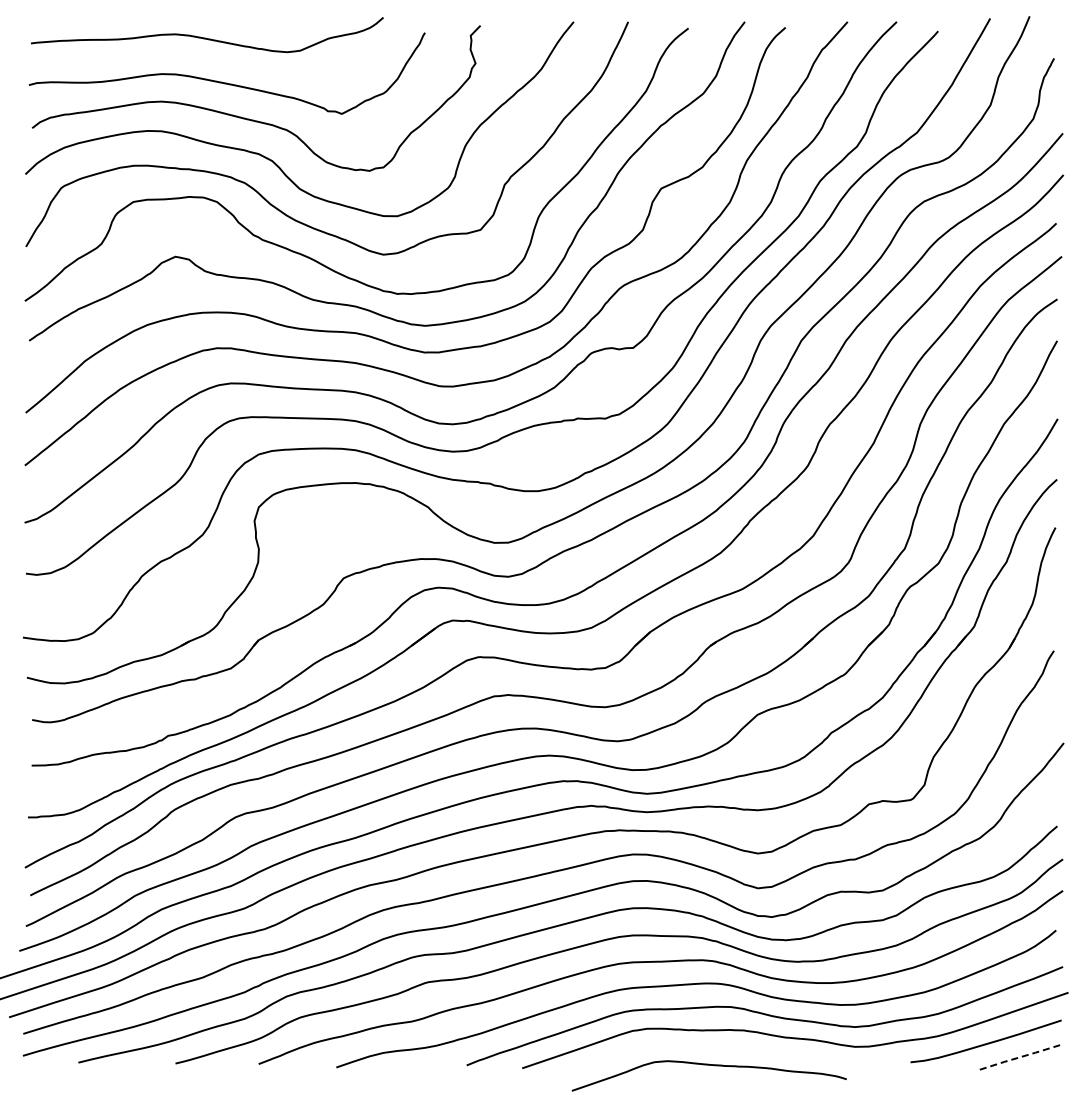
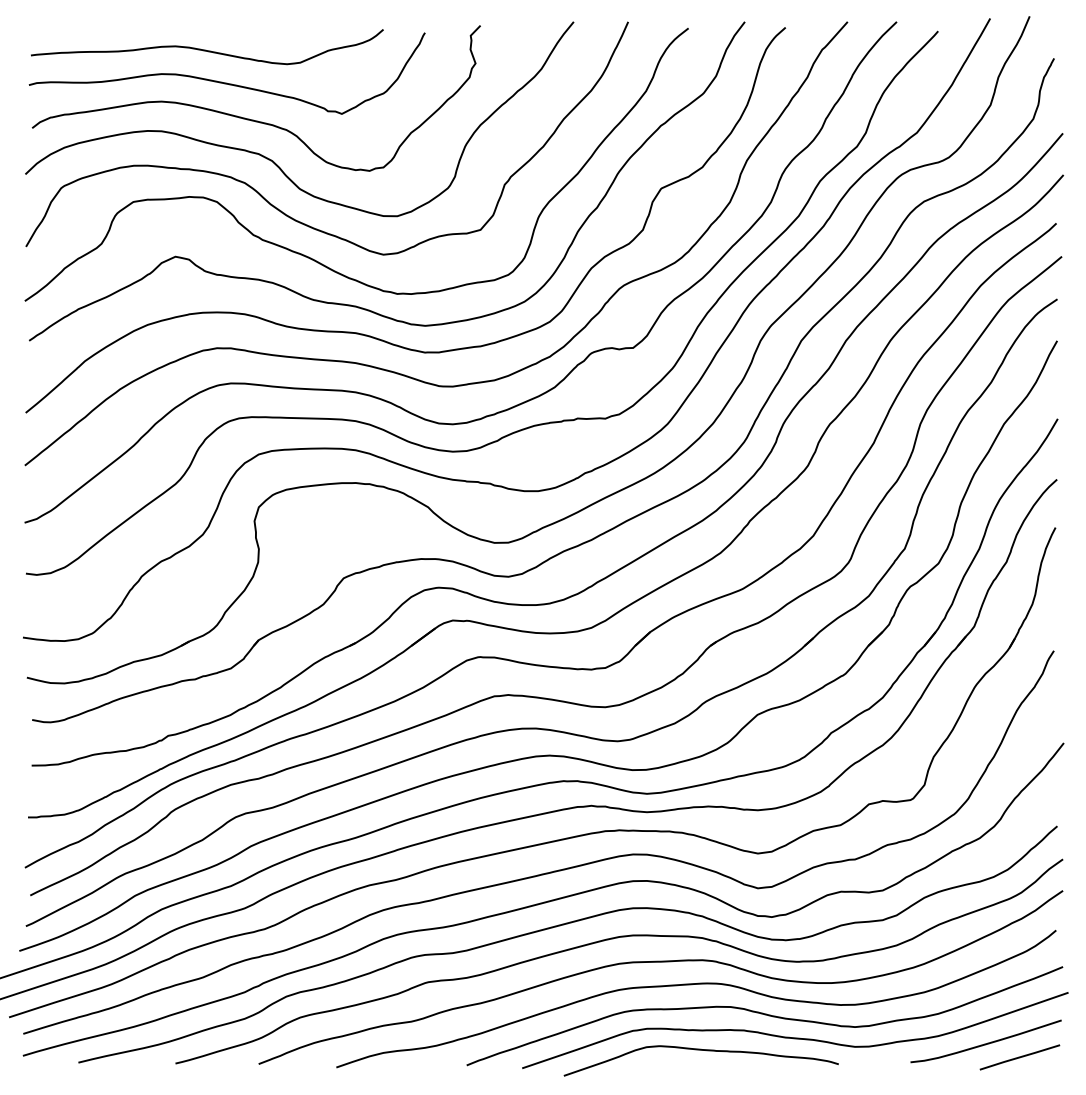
curve position: (205, 37) -> (205, 49) (205, 49)
line: dashed -> solid (1020, 1057)
curve position: (708, 1065) -> (700, 1050) (700, 1050)
